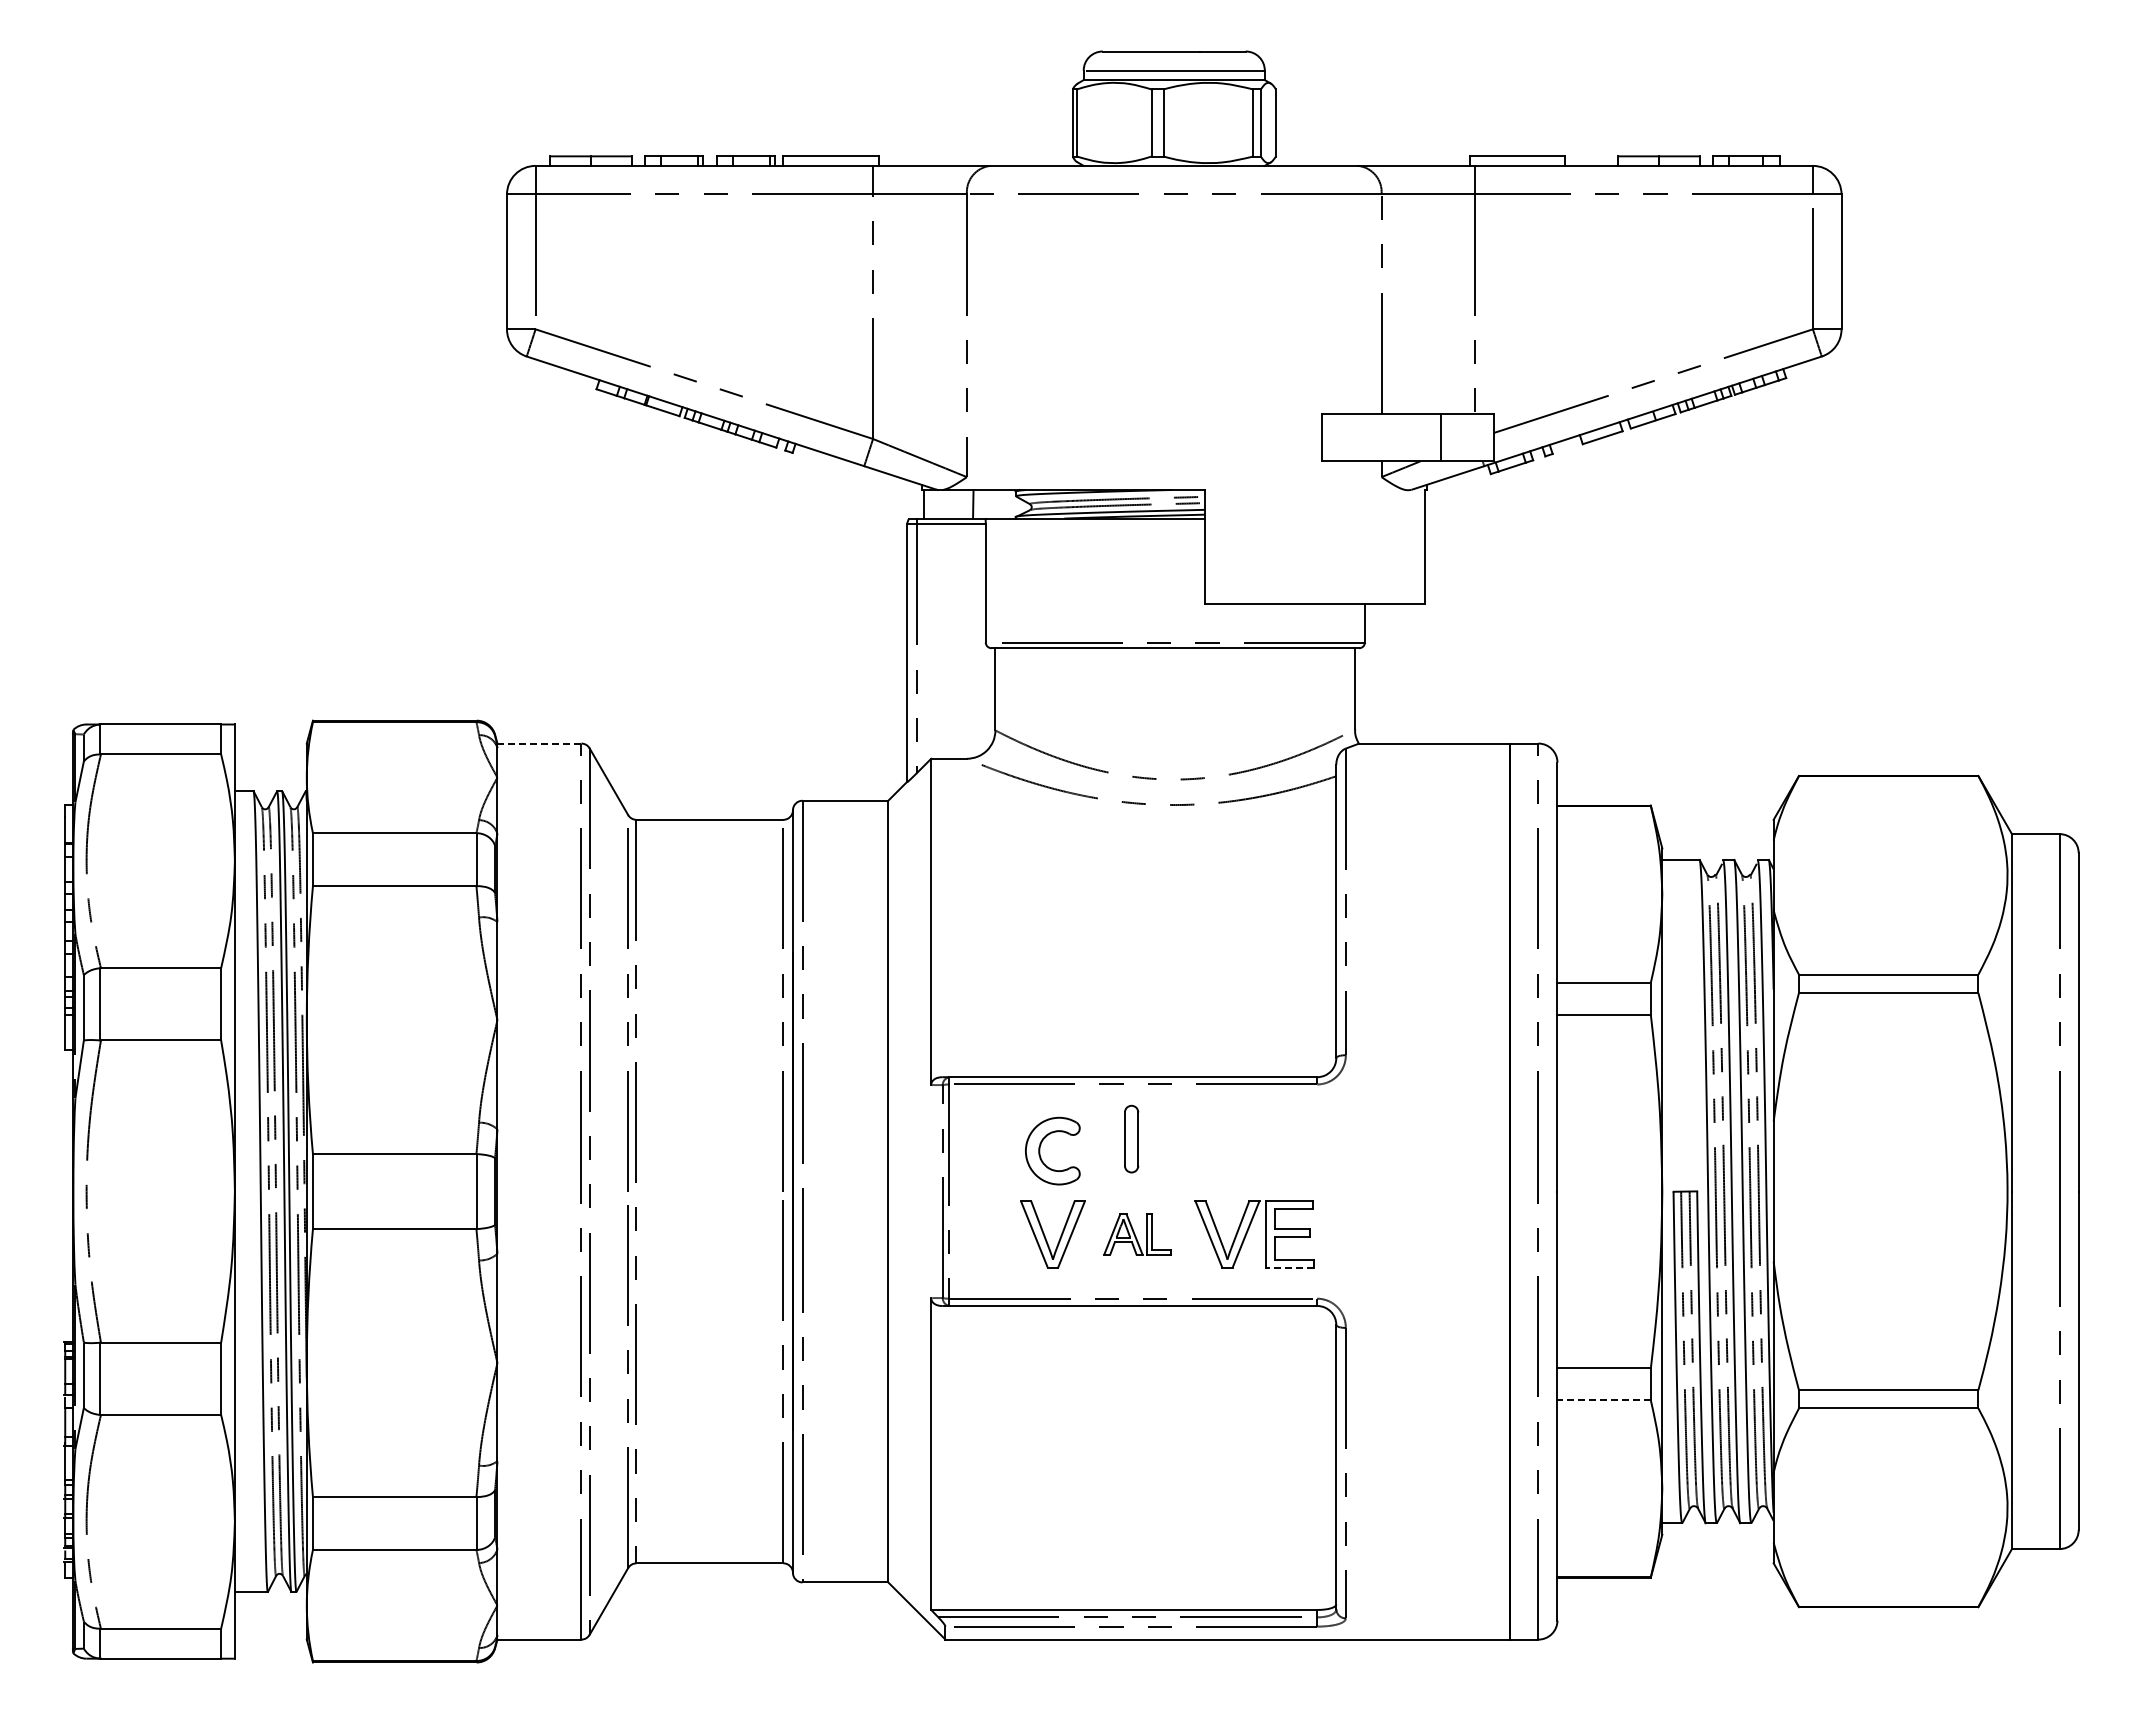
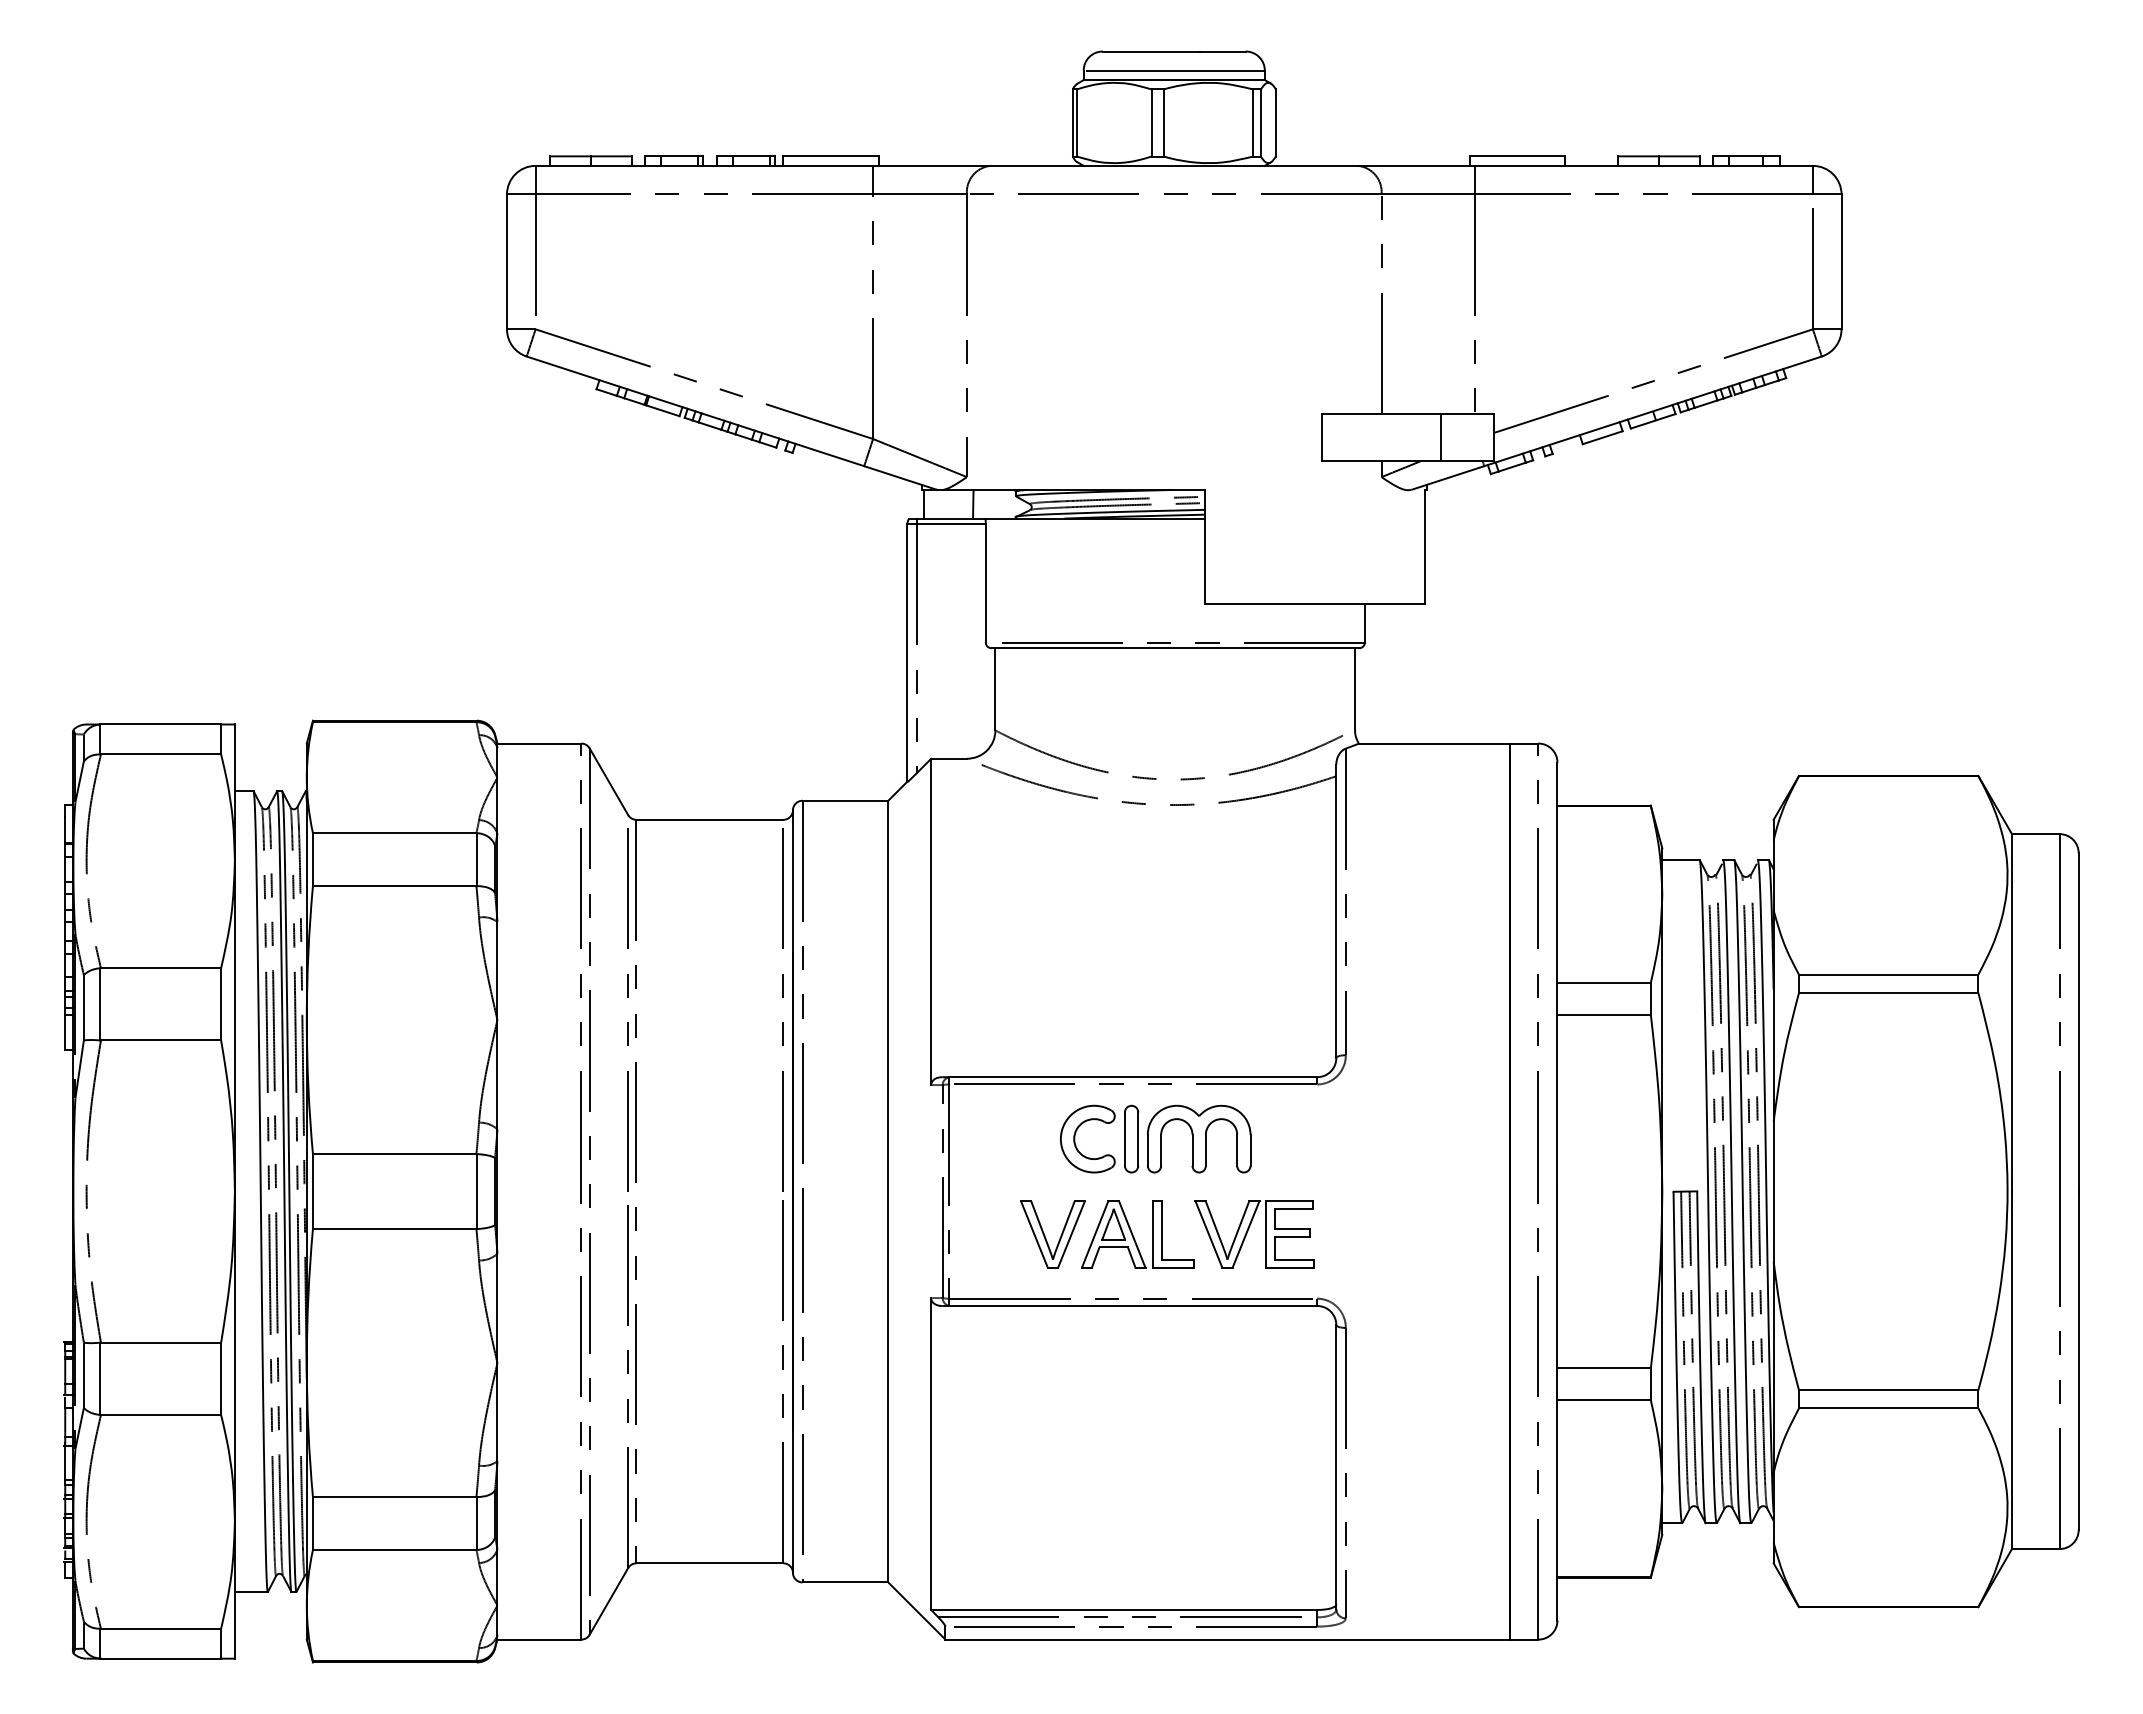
line: dashed -> solid (539, 743)
part: none -> present (1199, 1138)
part position: (1040, 1150) -> (1075, 1138) (1075, 1138)
part size: 69x43 px -> 114x69 px (1137, 1234)
line: dashed -> solid (1289, 1267)
line: dashed -> solid (1604, 1400)
